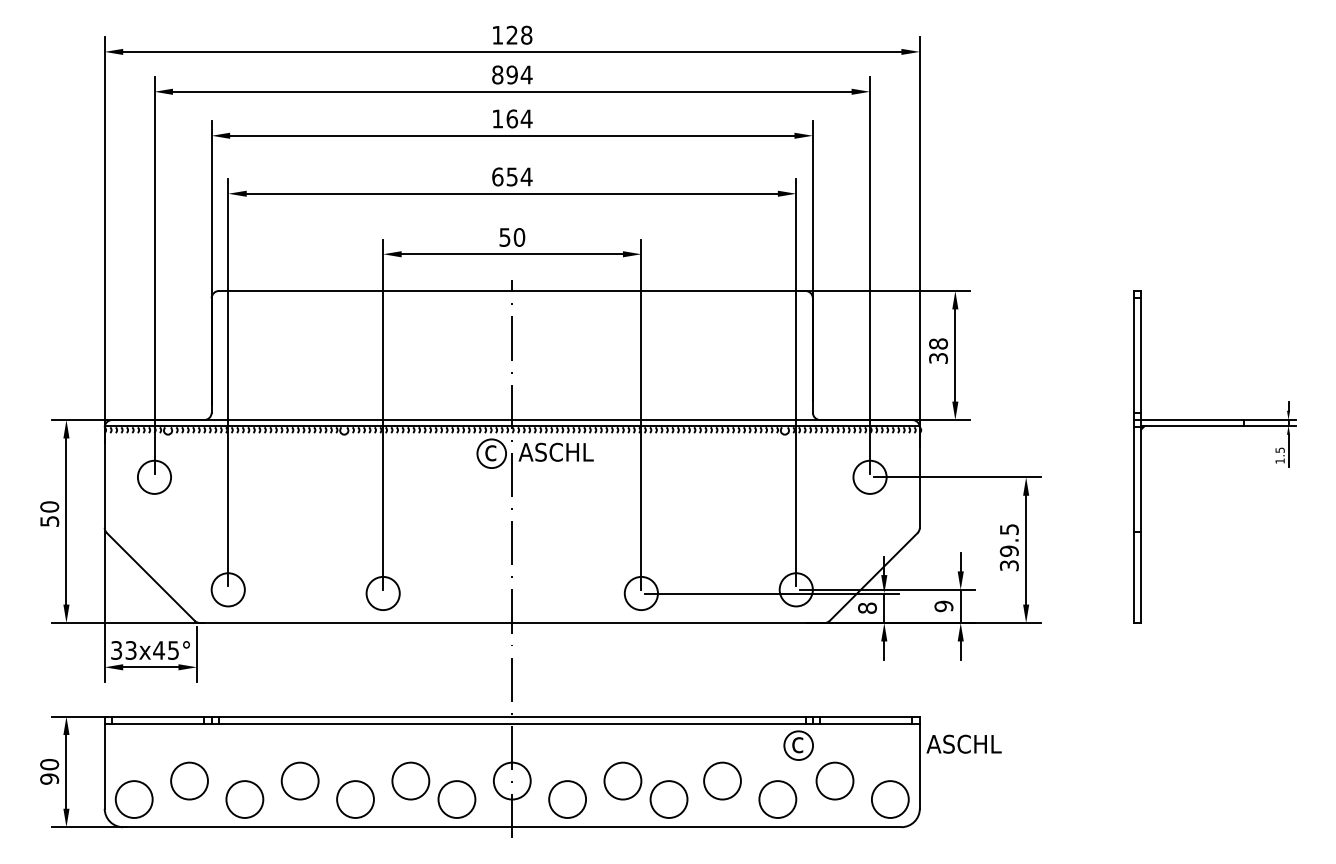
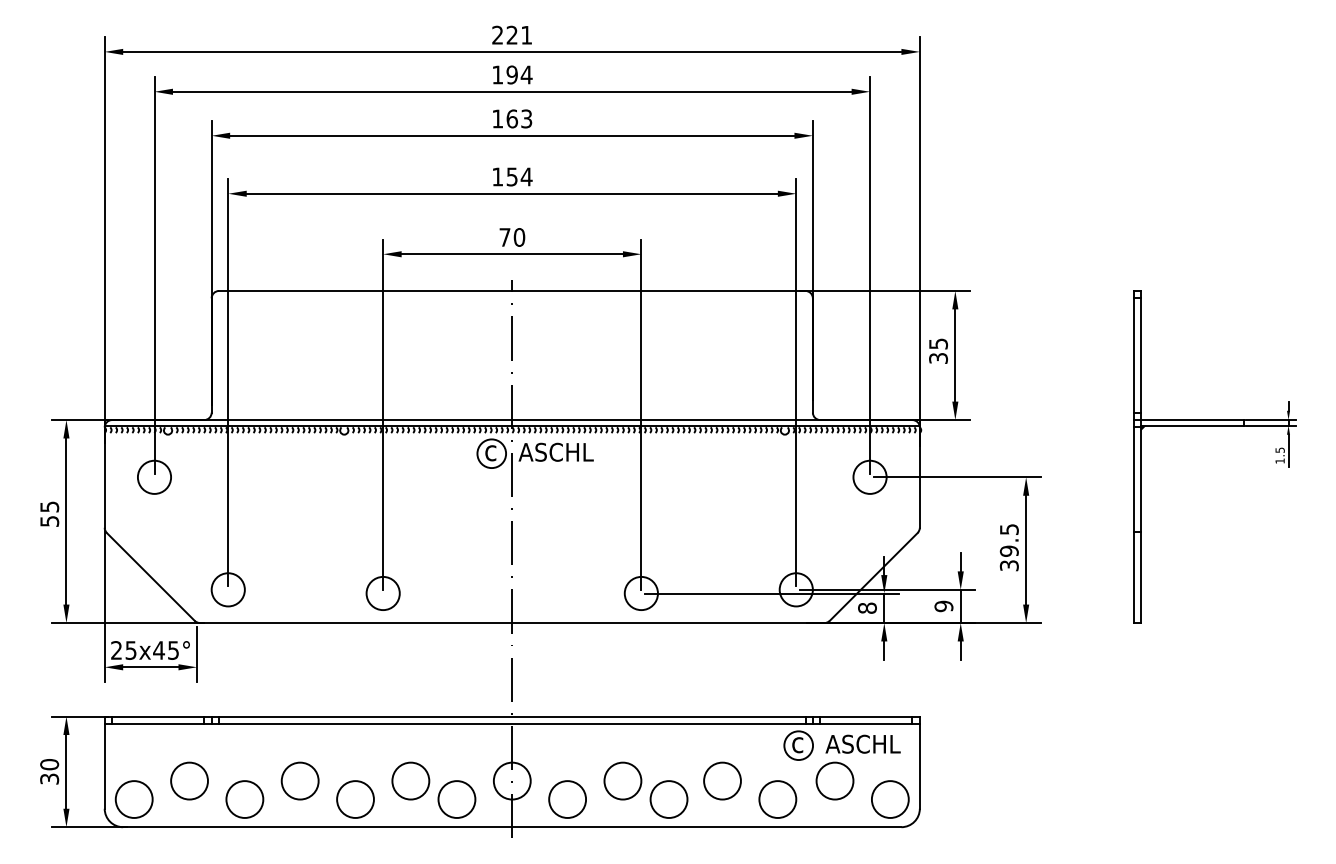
text: 128 -> 221 (512, 34)
text: 894 -> 194 (497, 74)
text: 164 -> 163 (526, 118)
text: 654 -> 154 (497, 176)
text: 50 -> 70 (504, 237)
text: 38 -> 35 (938, 343)
text: 50 -> 55 (49, 506)
text: 33x45° -> 25x45° (123, 650)
text position: (963, 743) -> (862, 743) (862, 743)
text: 90 -> 30 (49, 778)
